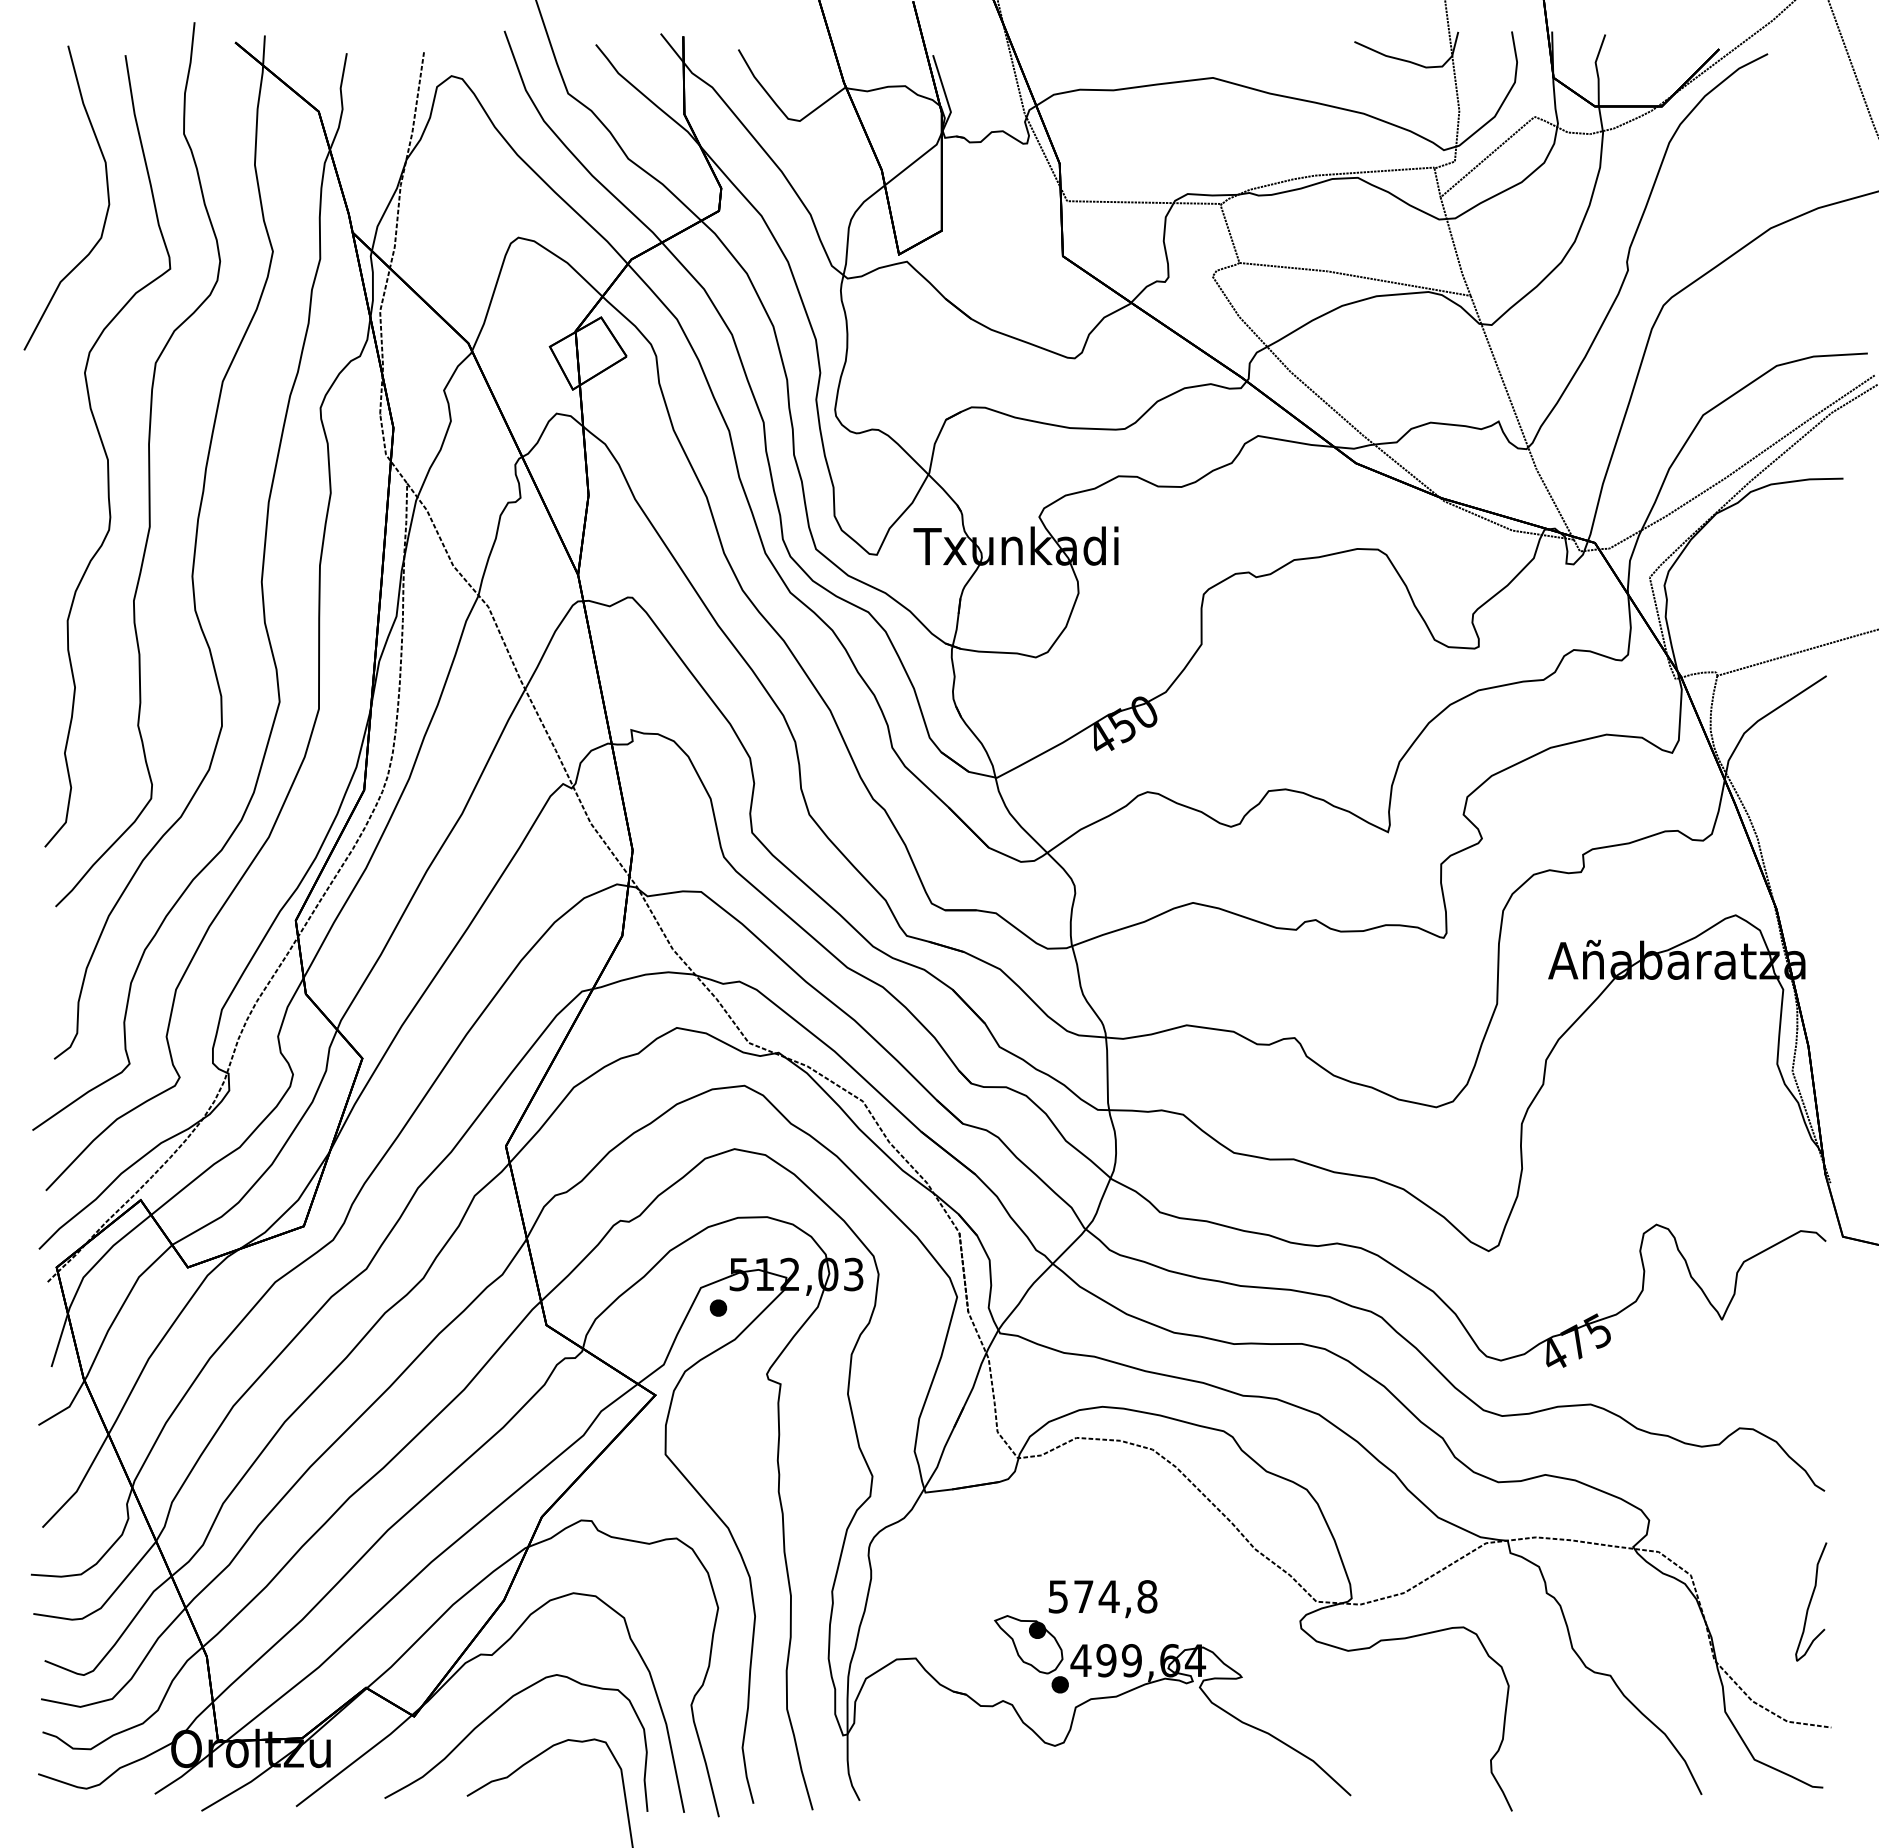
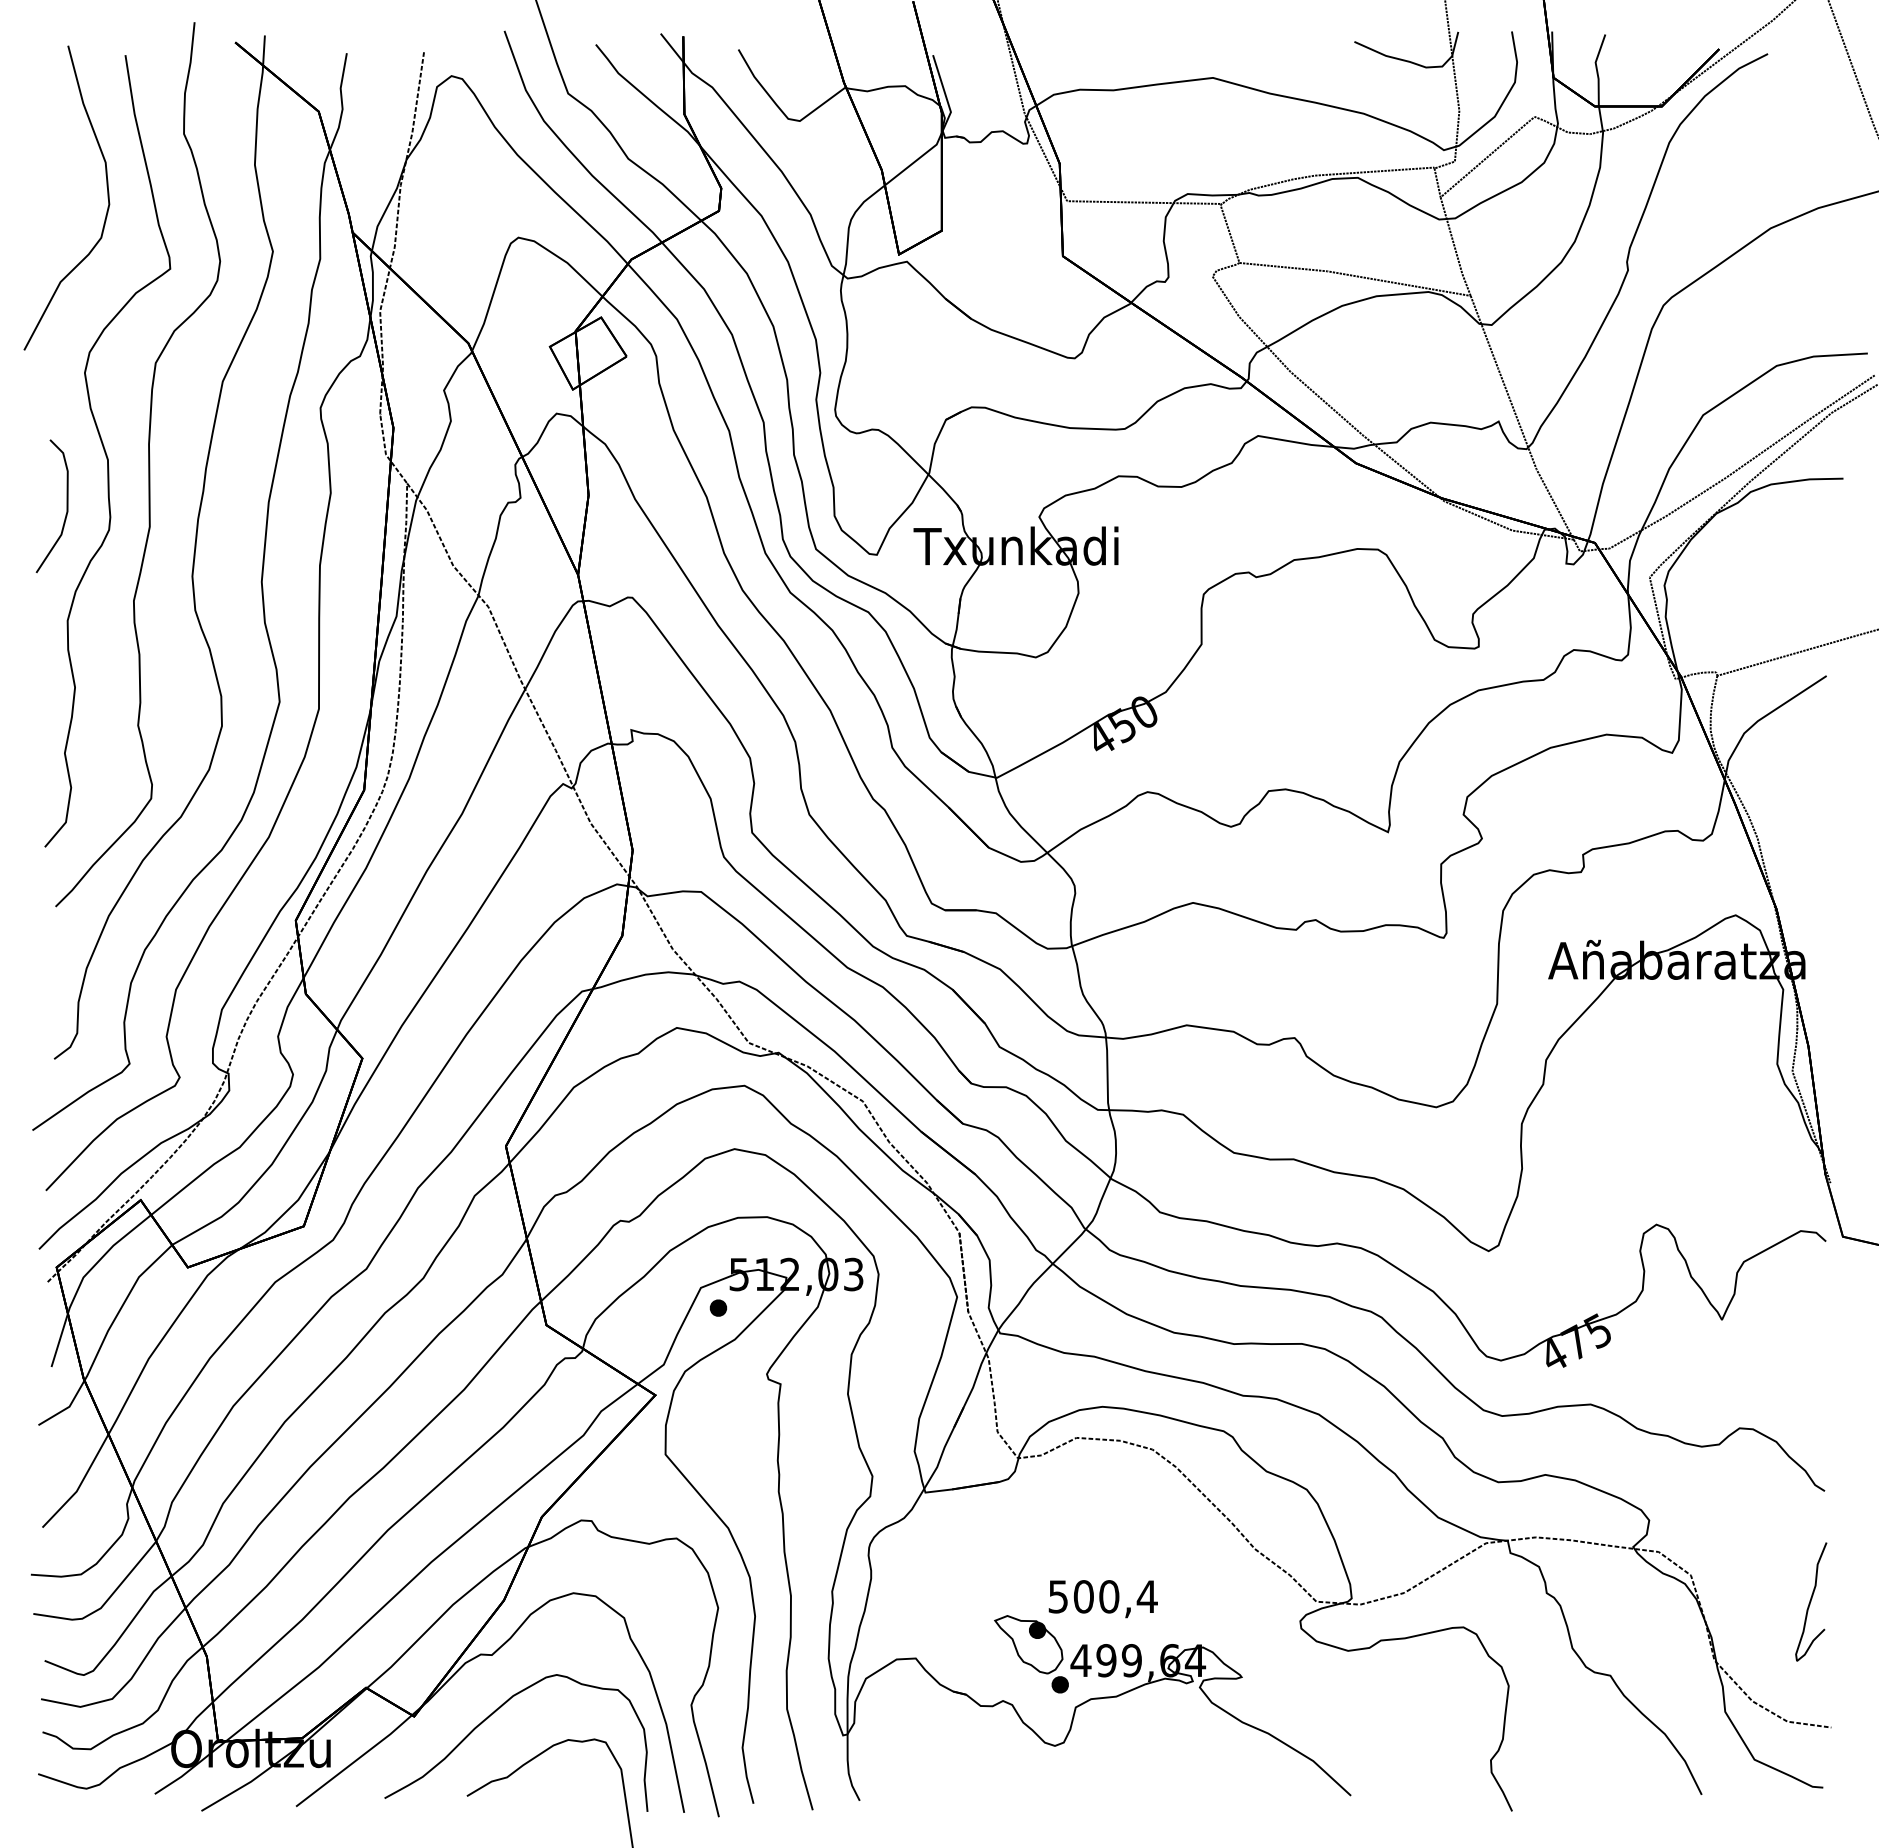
curve: none -> present (66, 506)
text: 574,8 -> 500,4 (1115, 1596)
